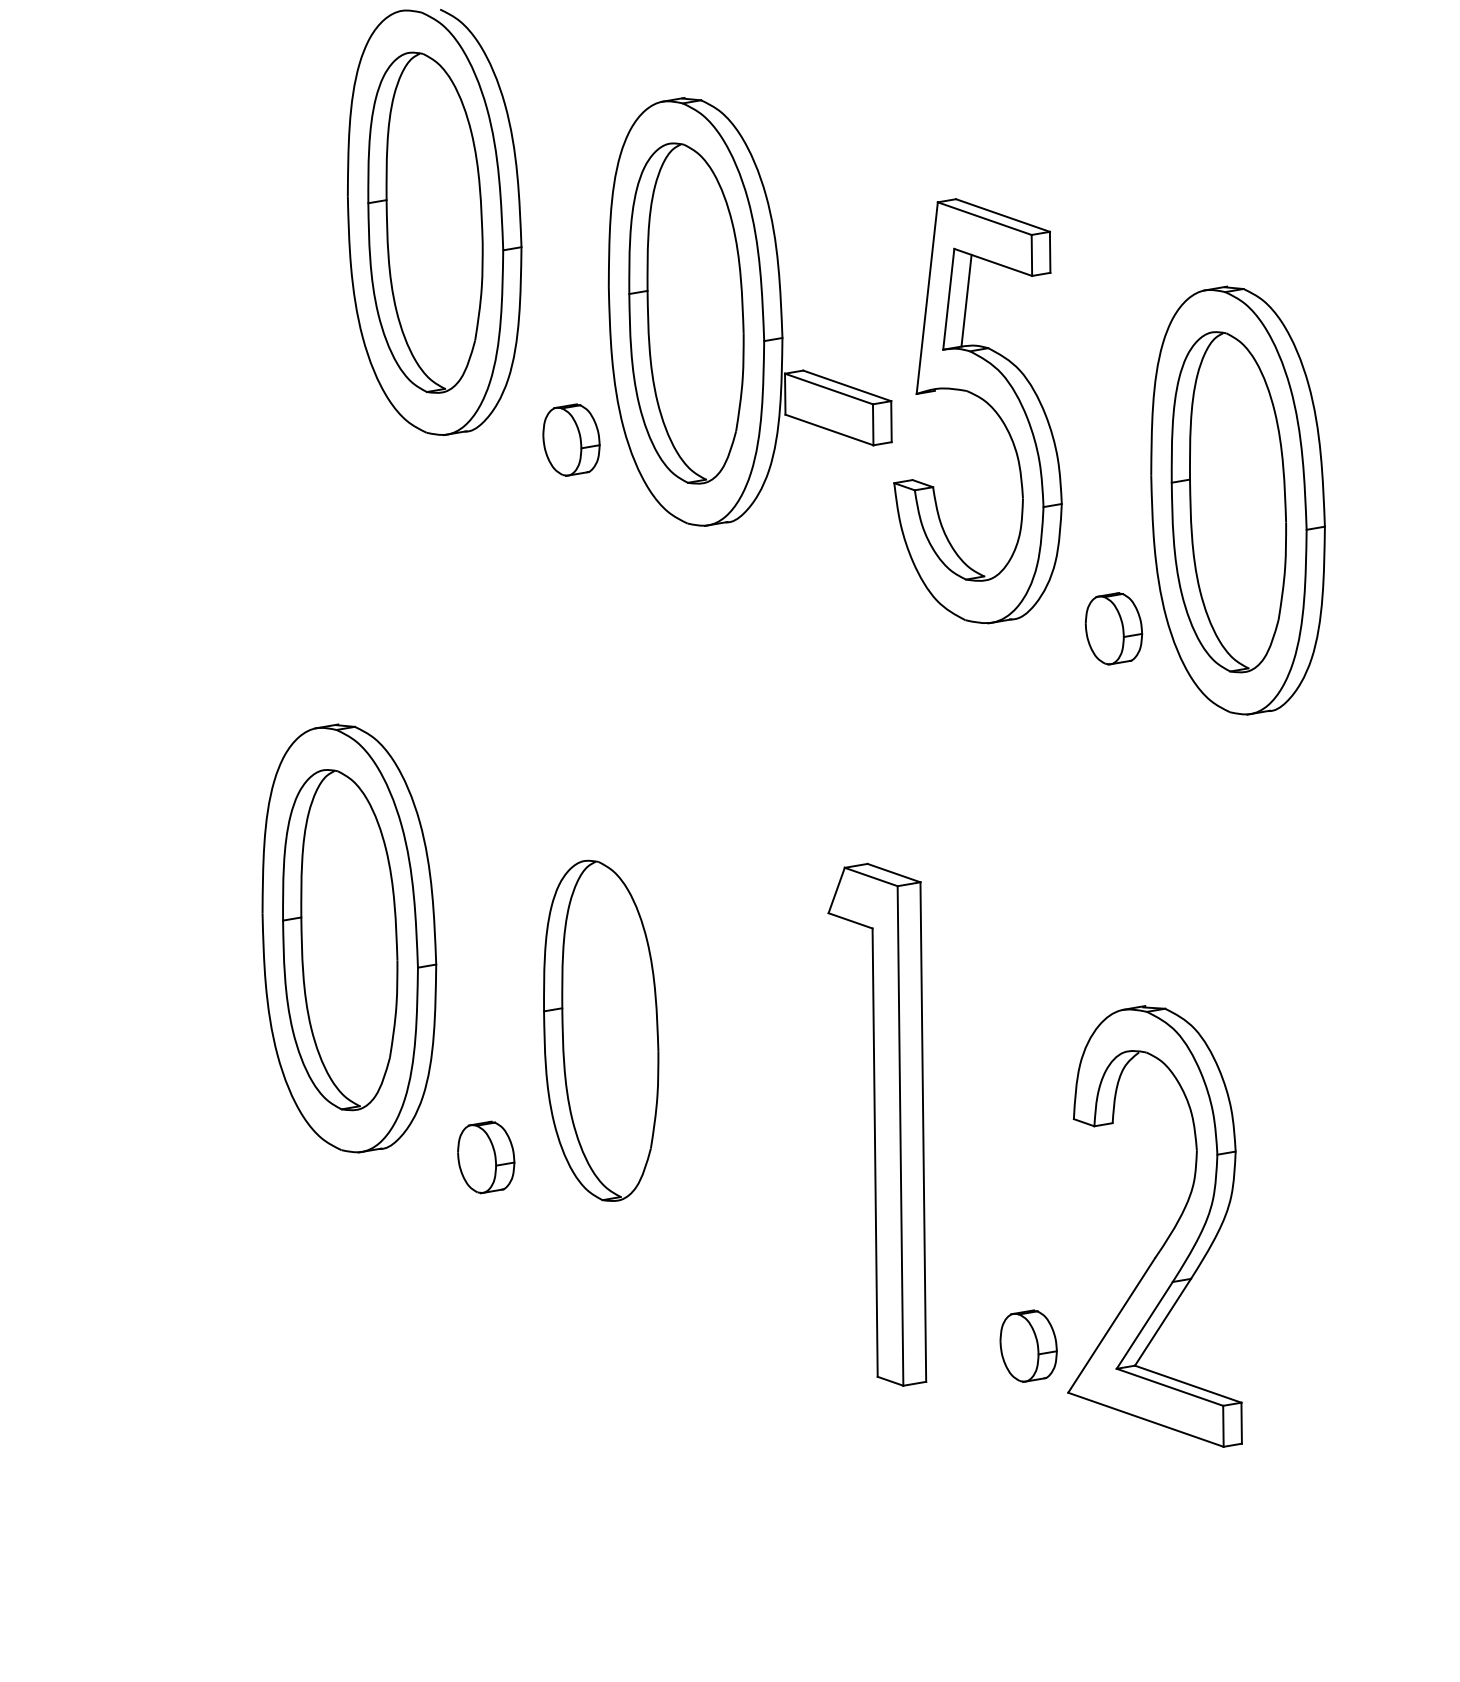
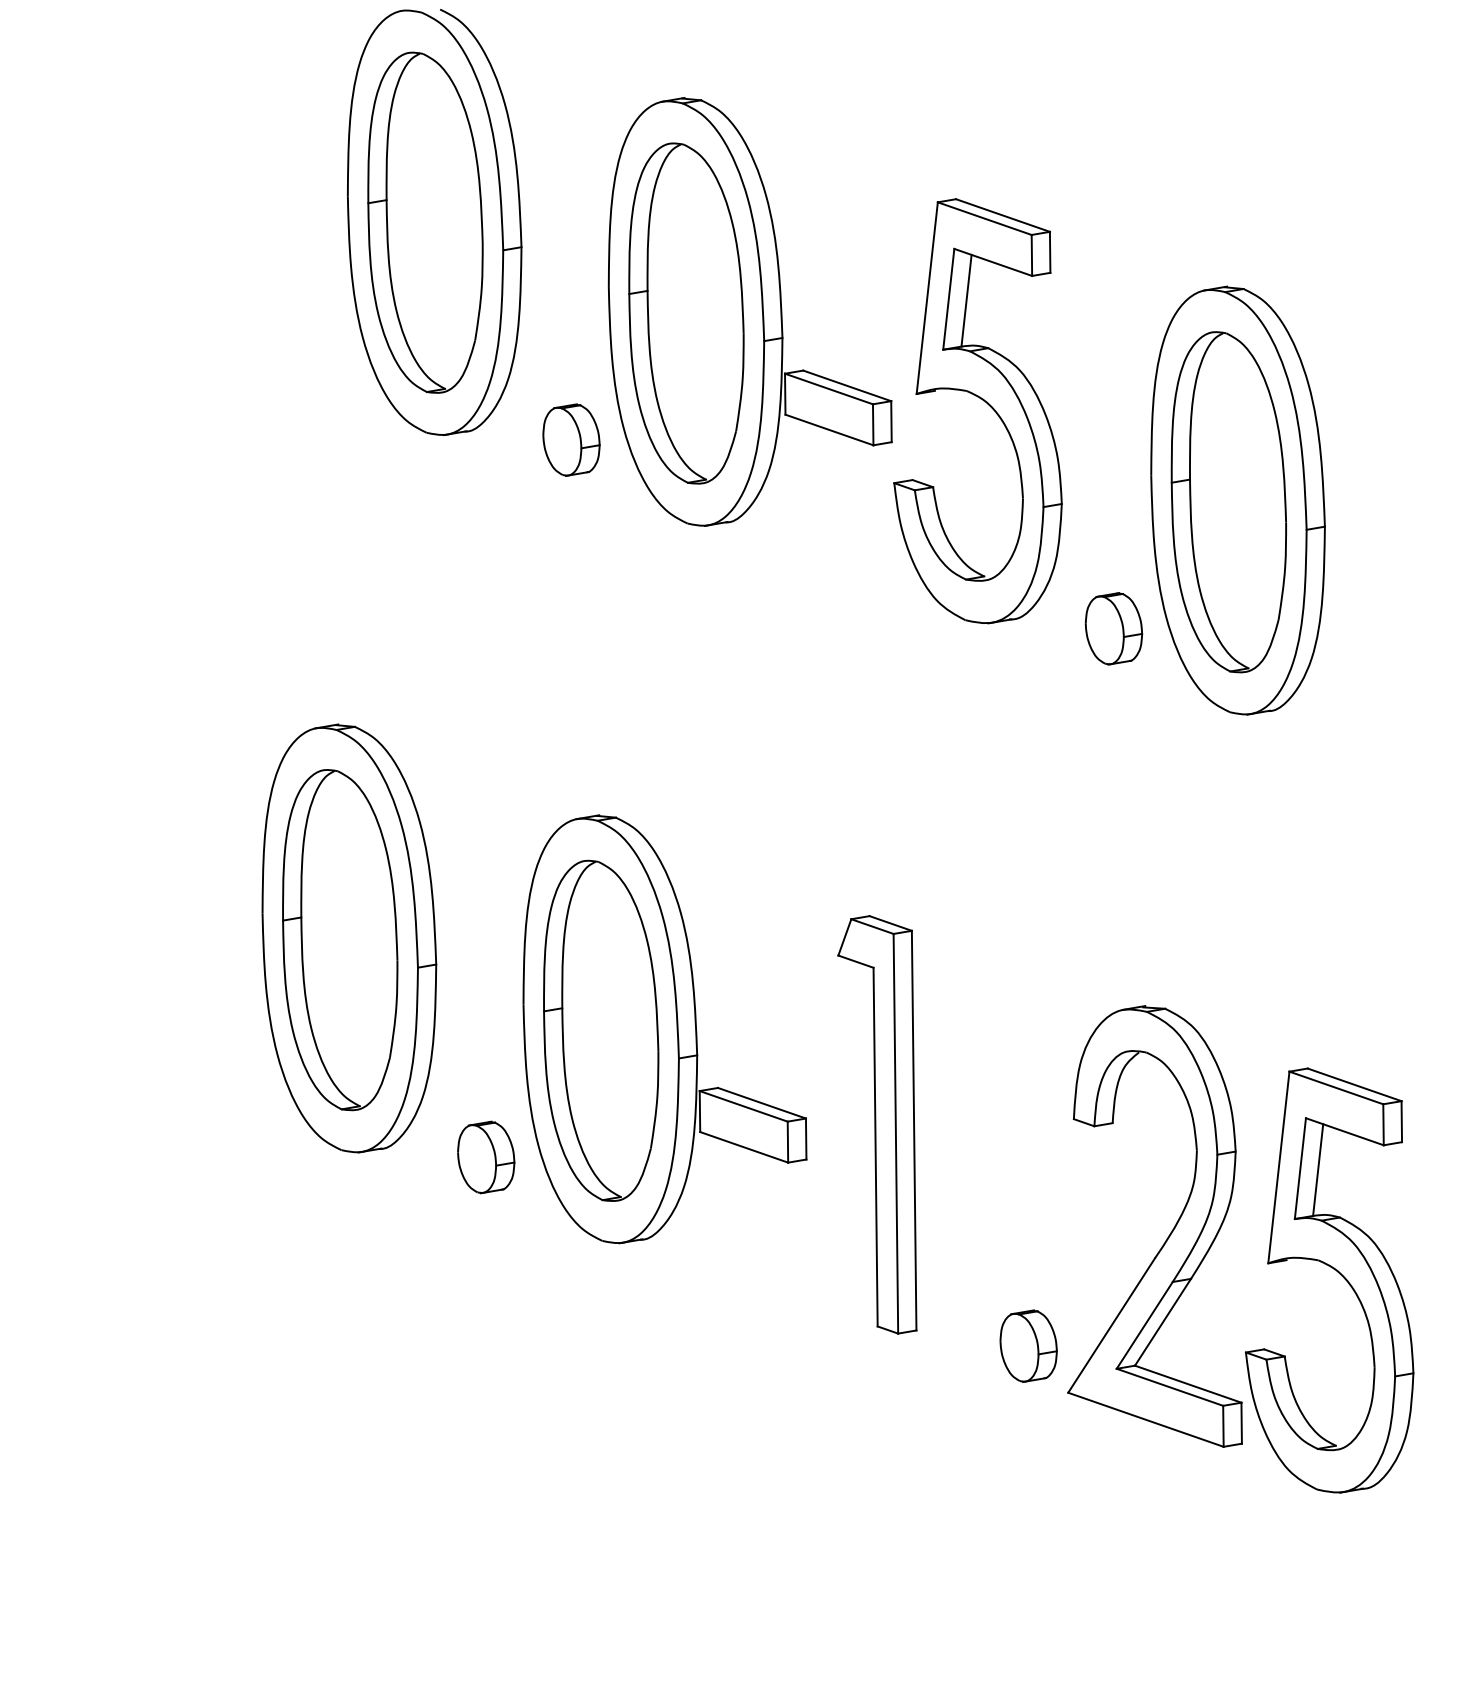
part: none -> present (664, 1029)
part size: 101x525 px -> 81x420 px (877, 1124)
part: none -> present (1337, 1272)
